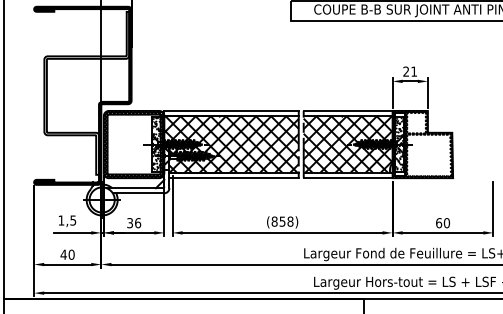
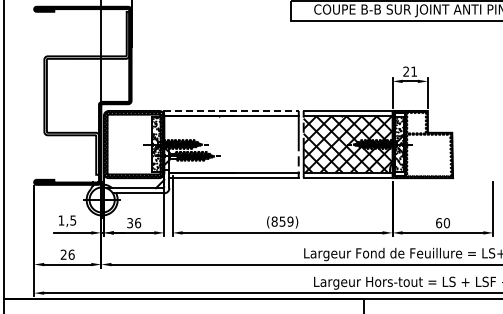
line: solid -> dashed (232, 110)
hatch: present -> none (231, 144)
text: (858) -> (859) (290, 221)
text: 40 -> 26 (67, 254)
